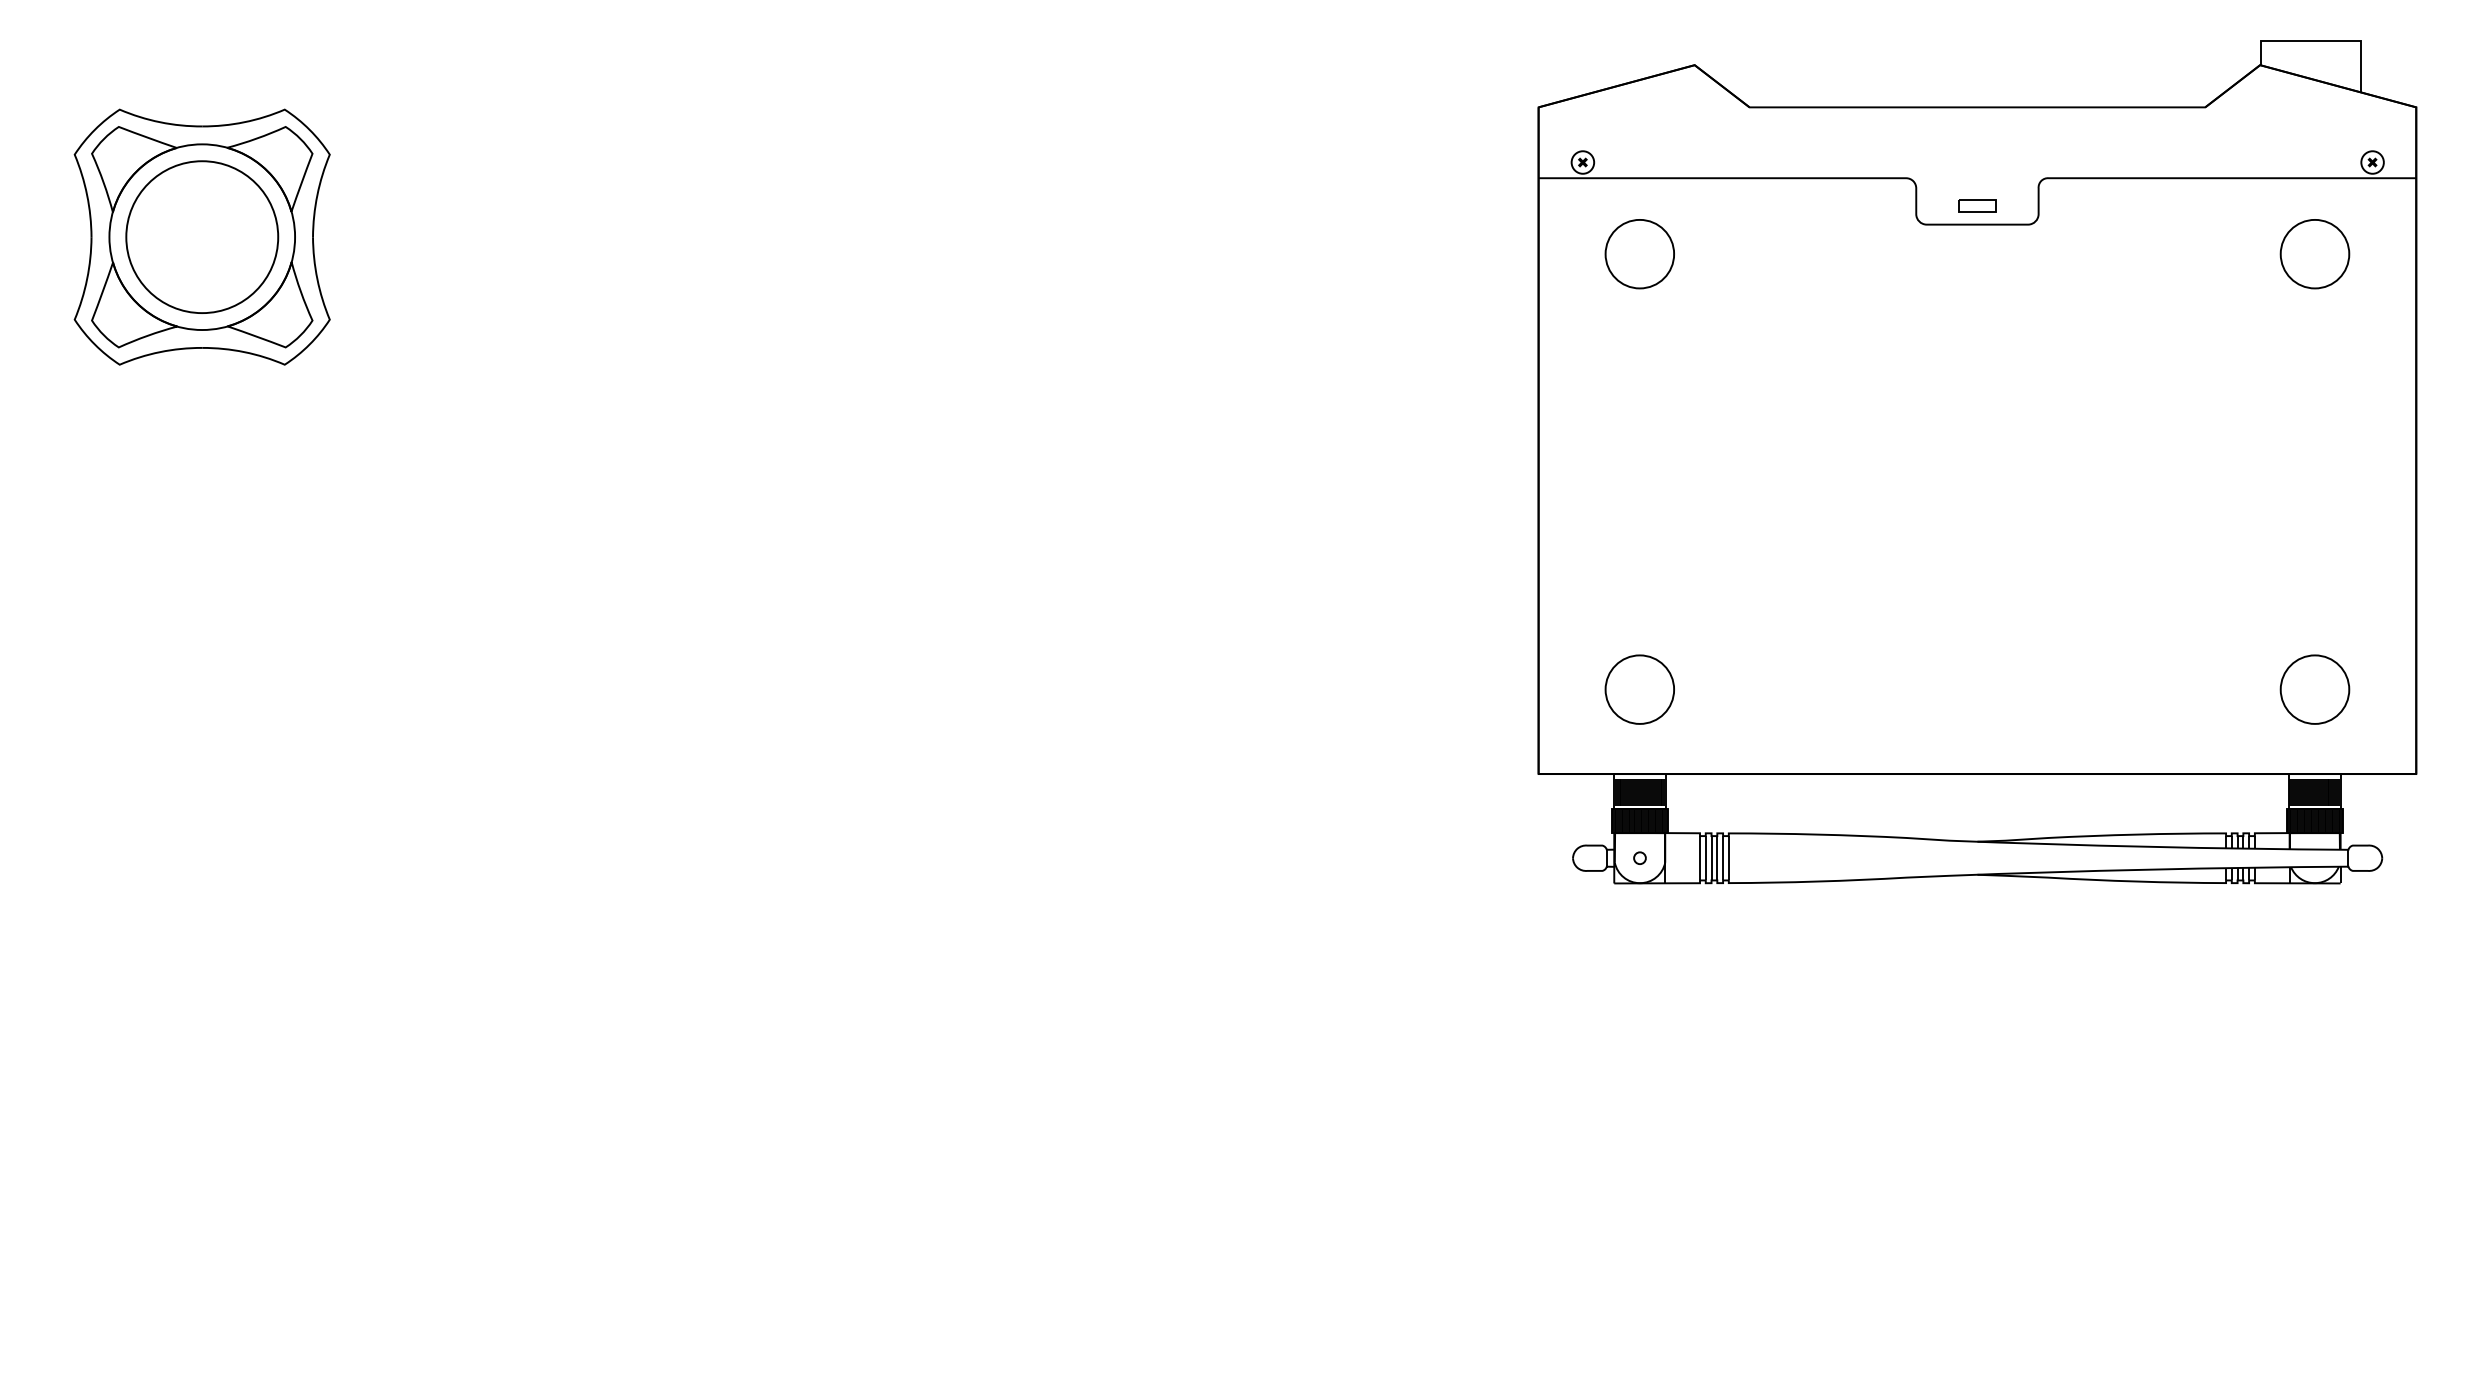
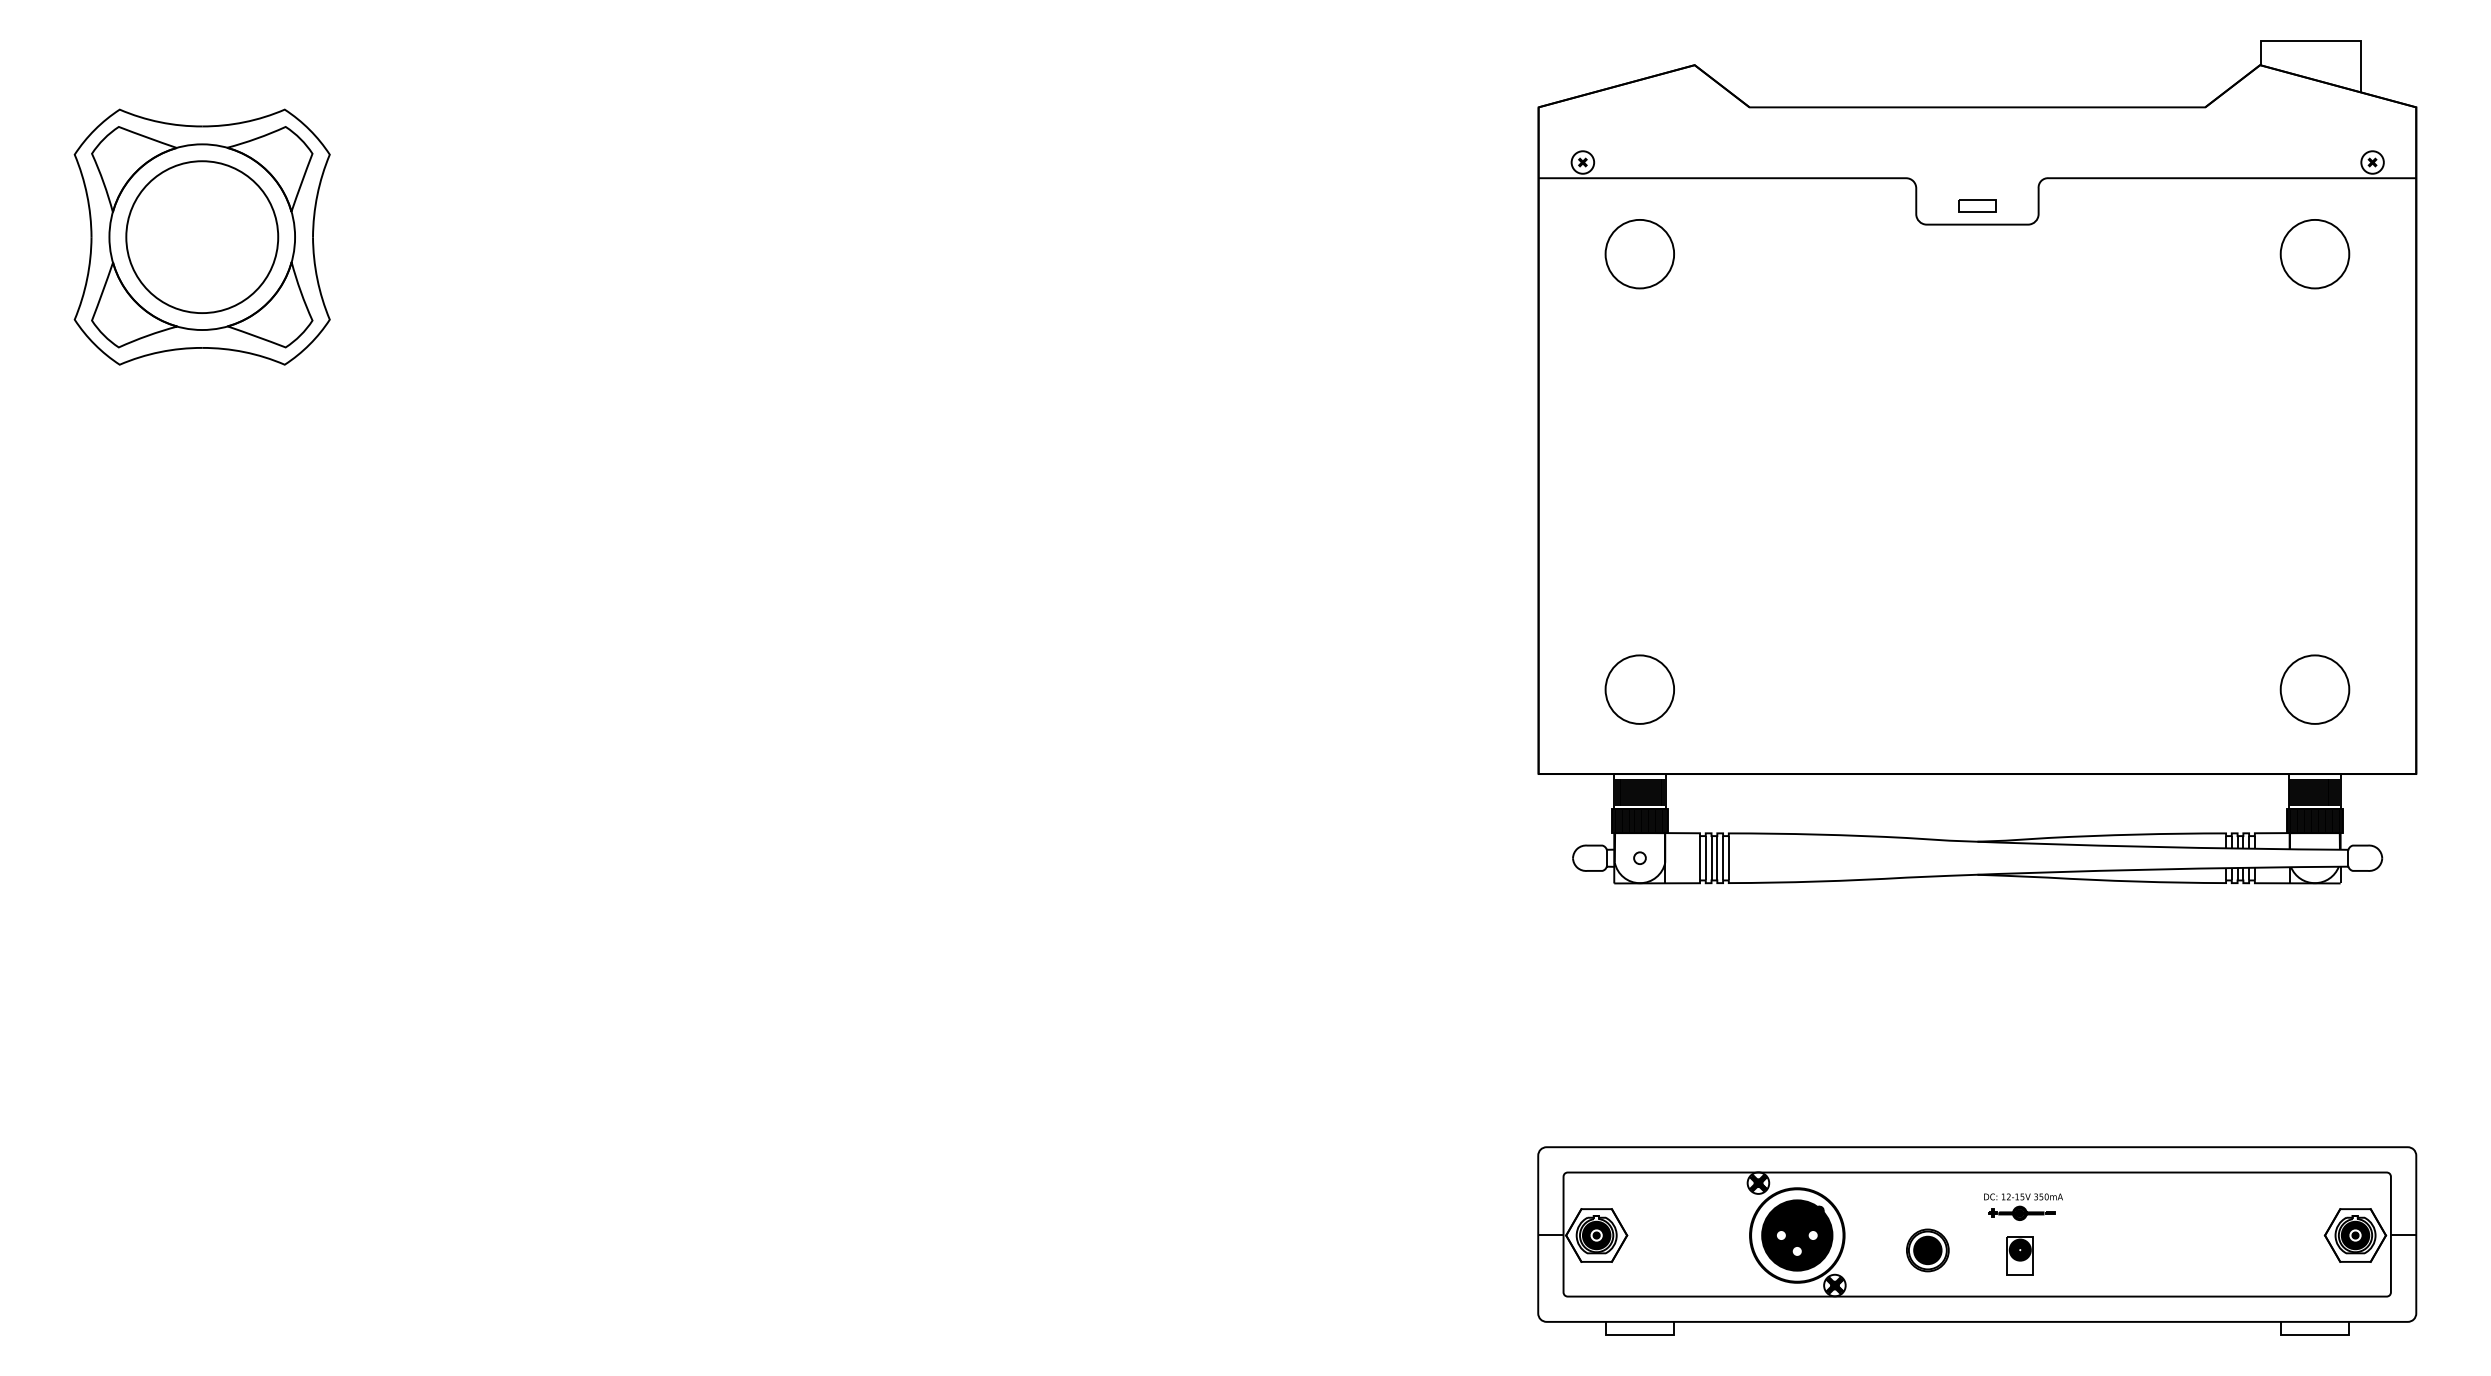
part: none -> present (1977, 1240)
